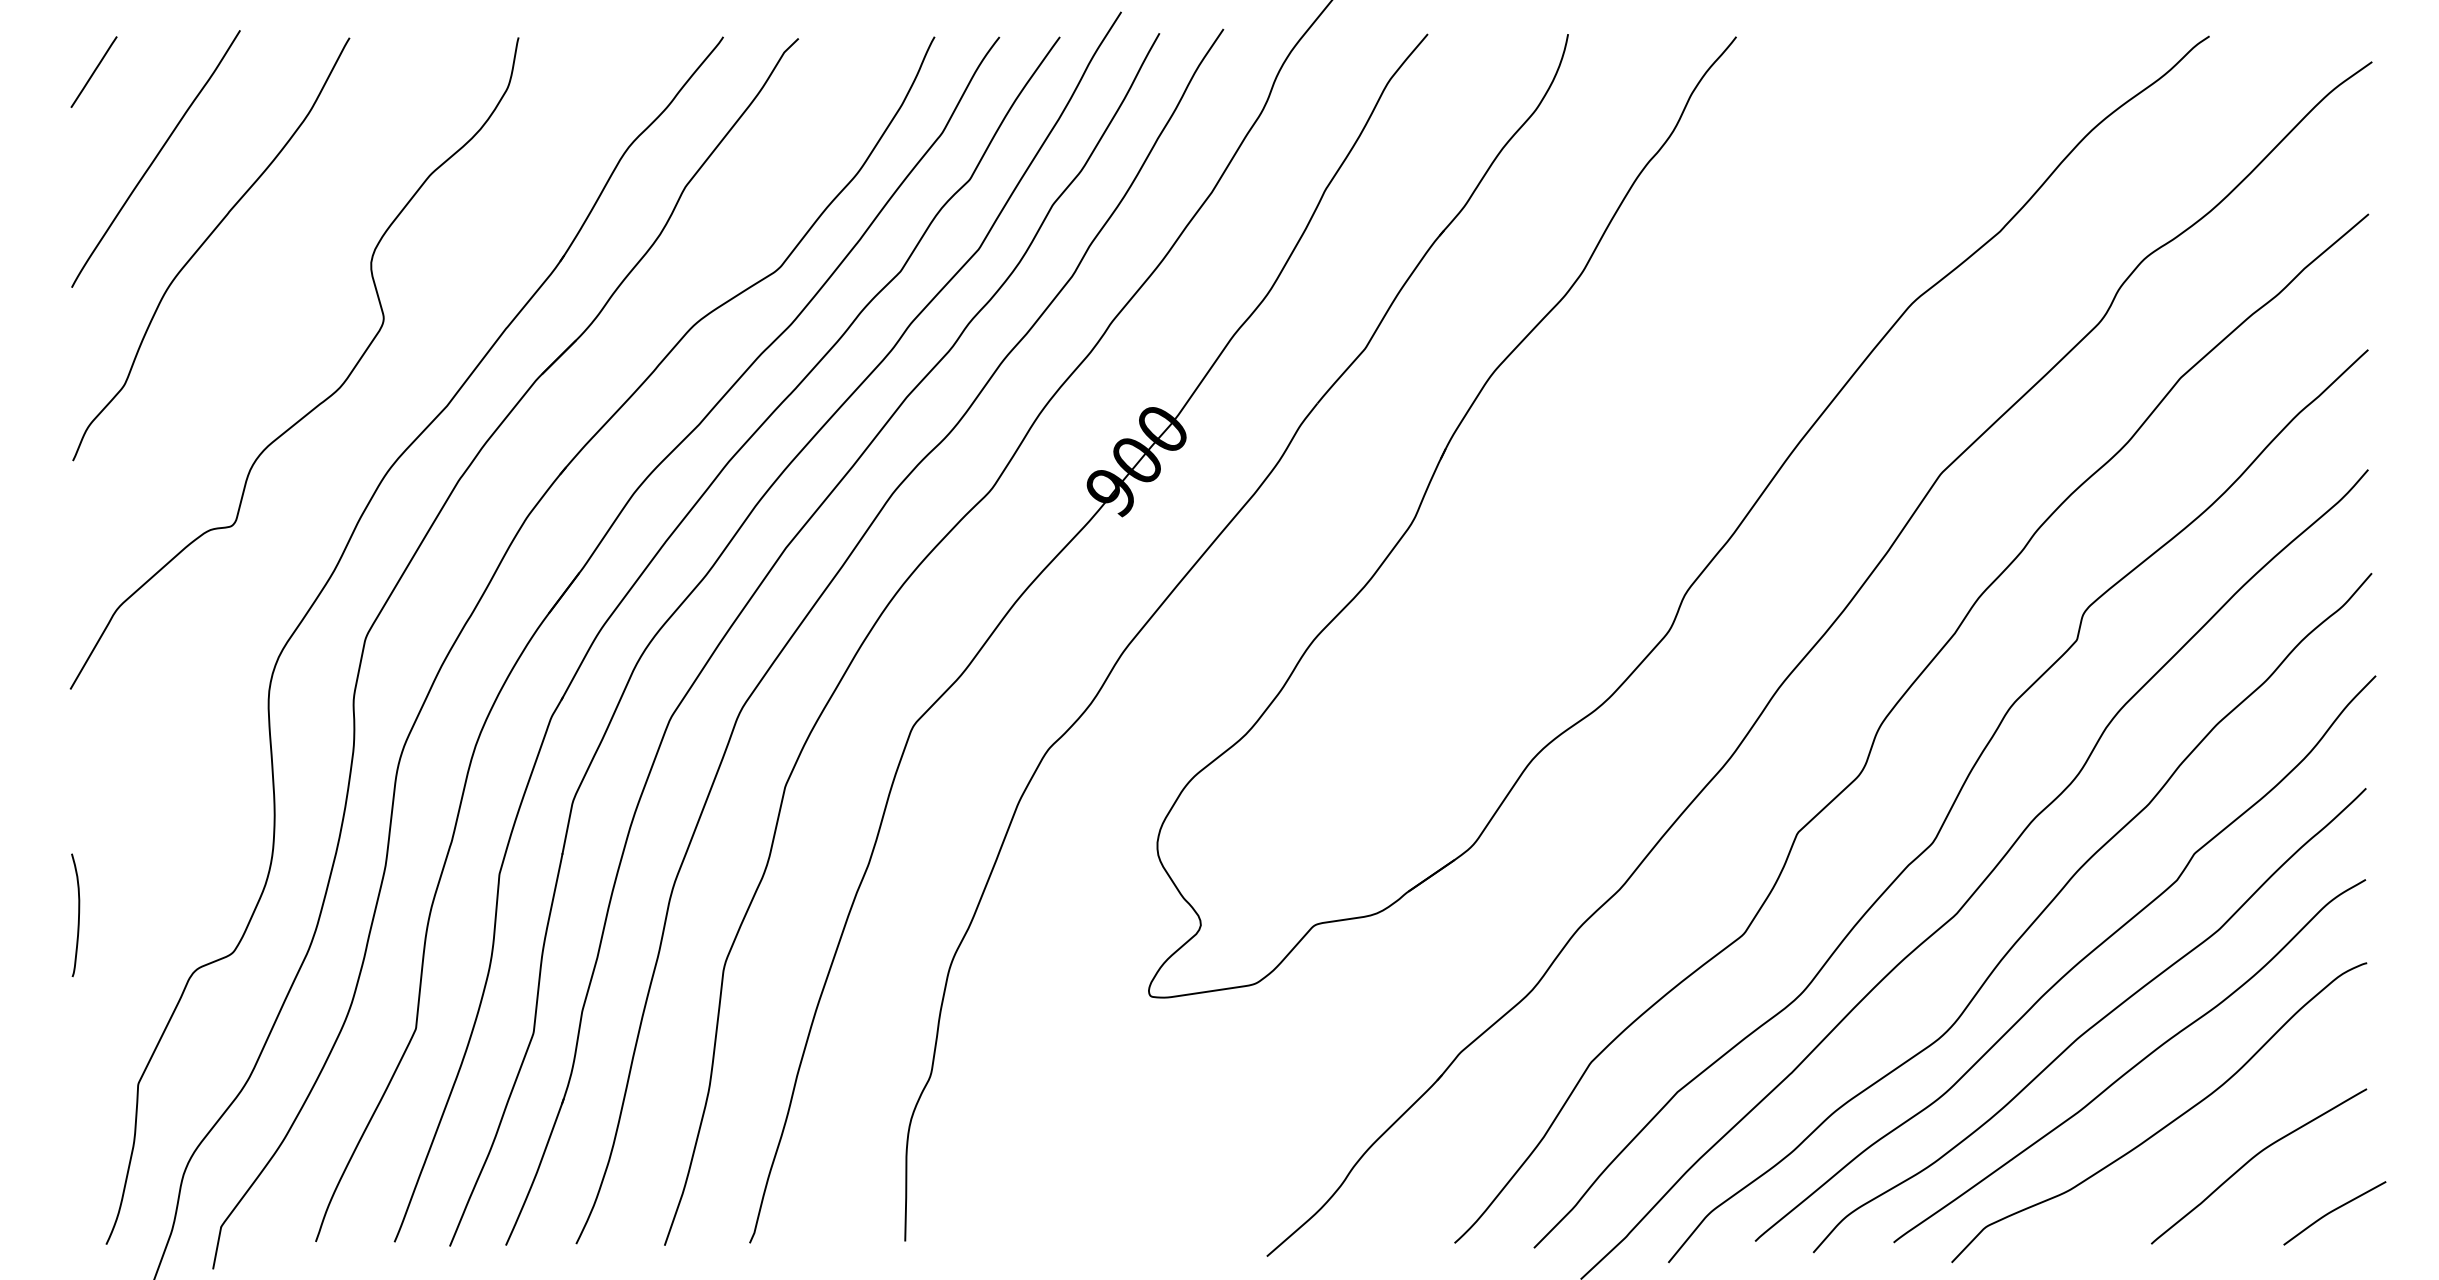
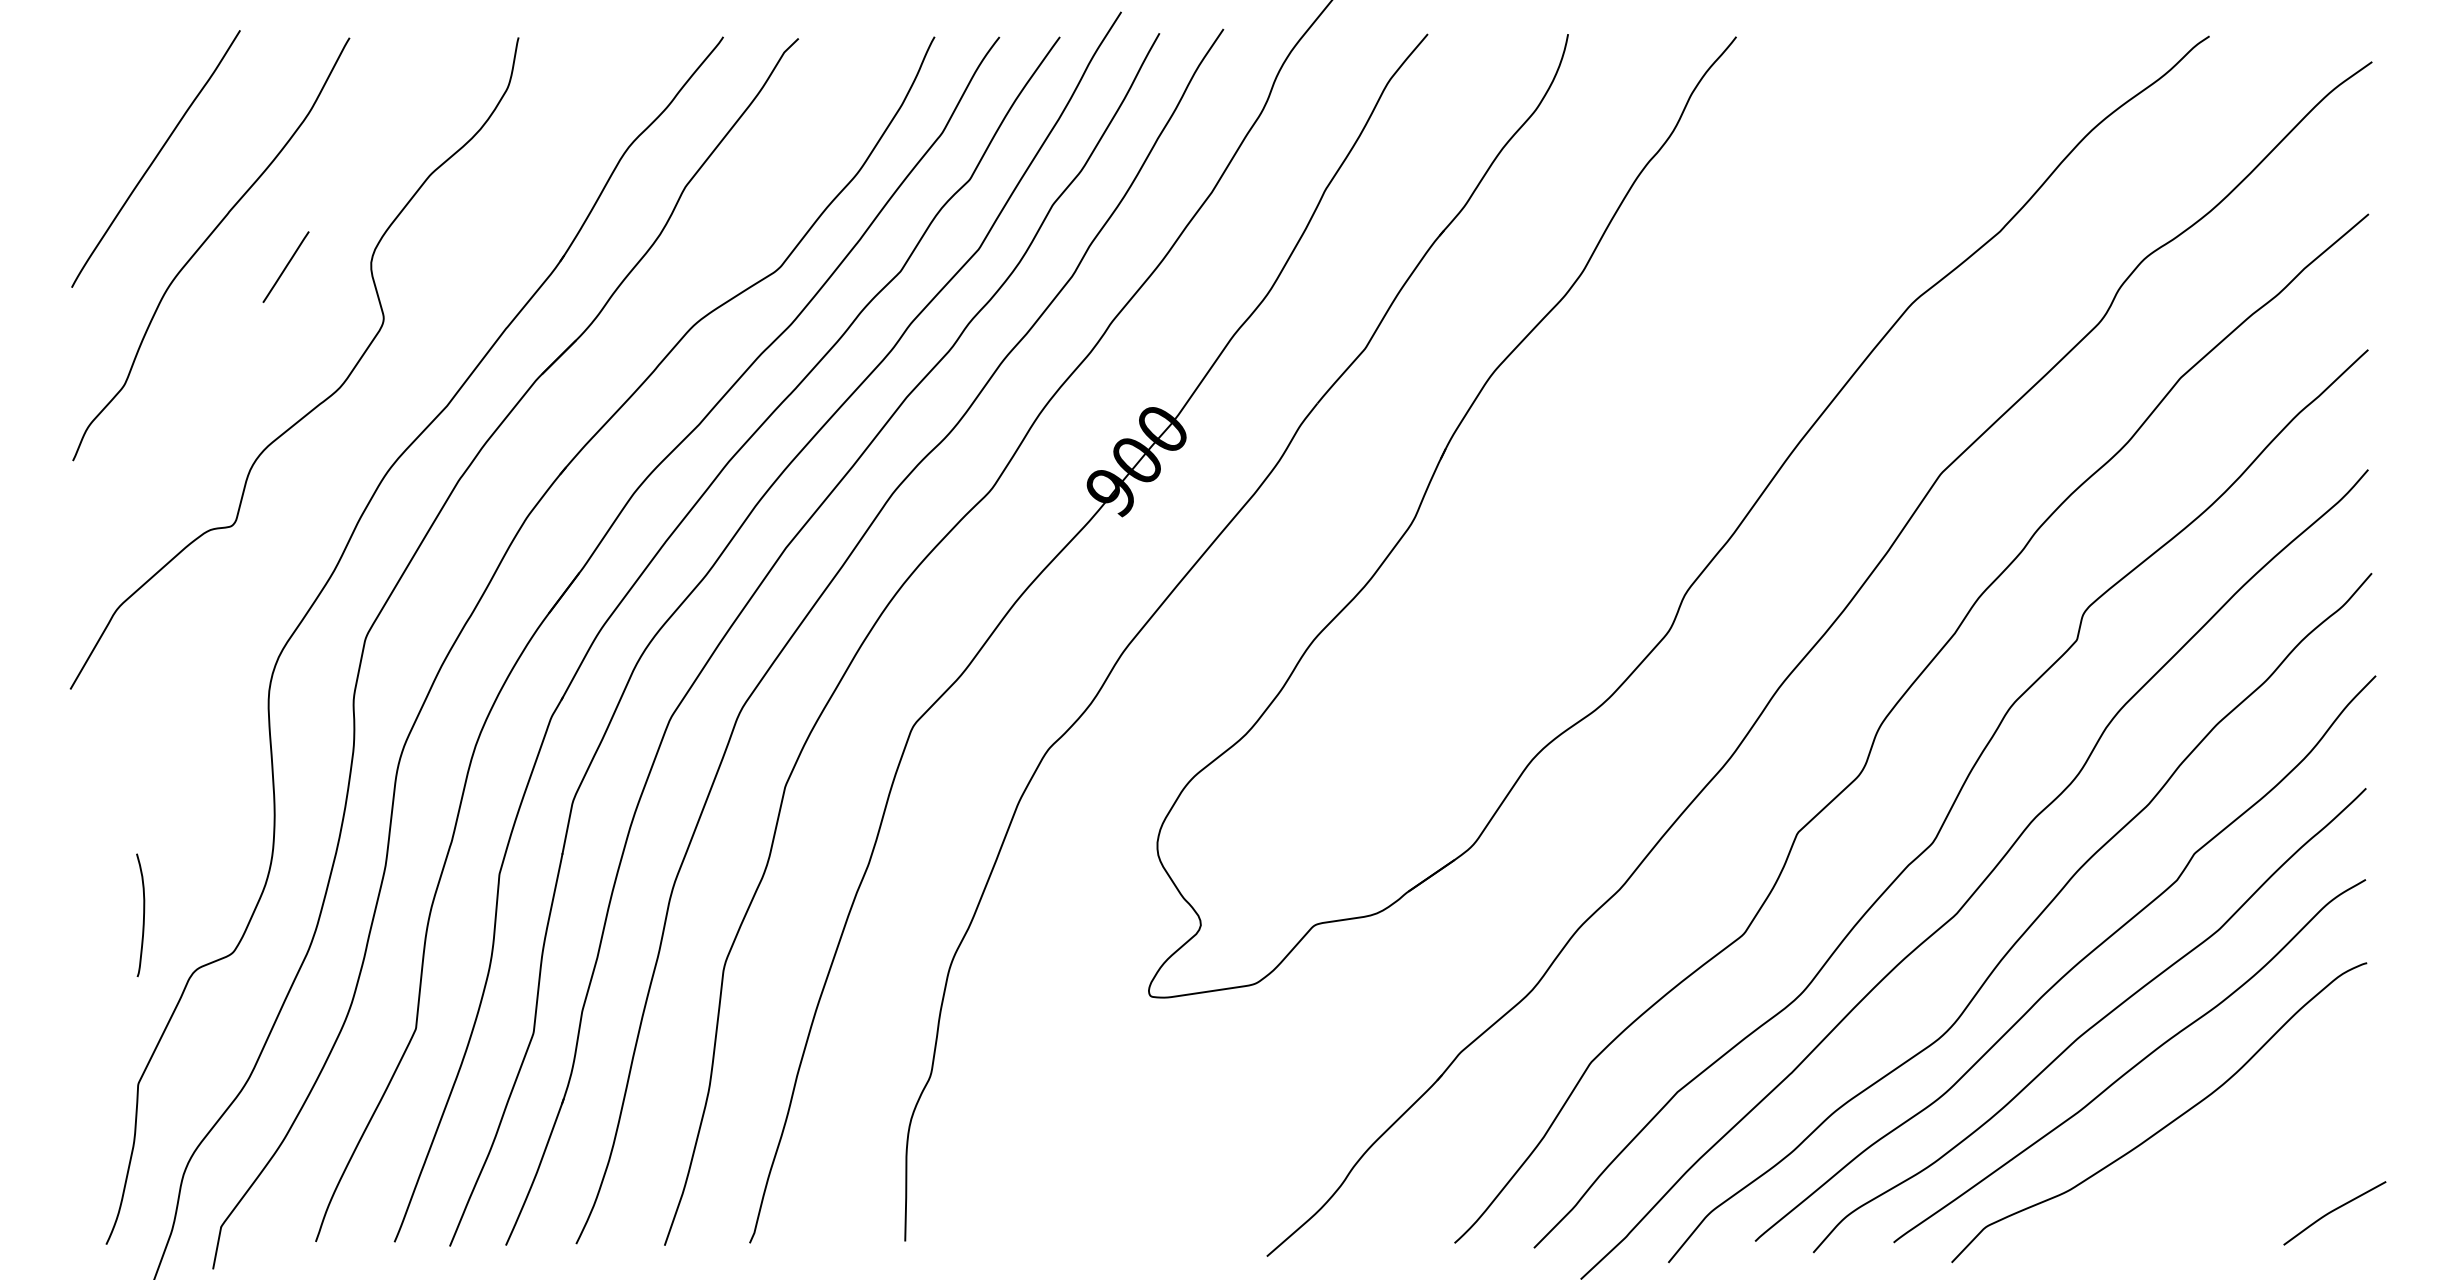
line position: (93, 71) -> (285, 266) (285, 266)
curve position: (78, 915) -> (143, 915) (143, 915)
curve: present -> none (2255, 1157)
